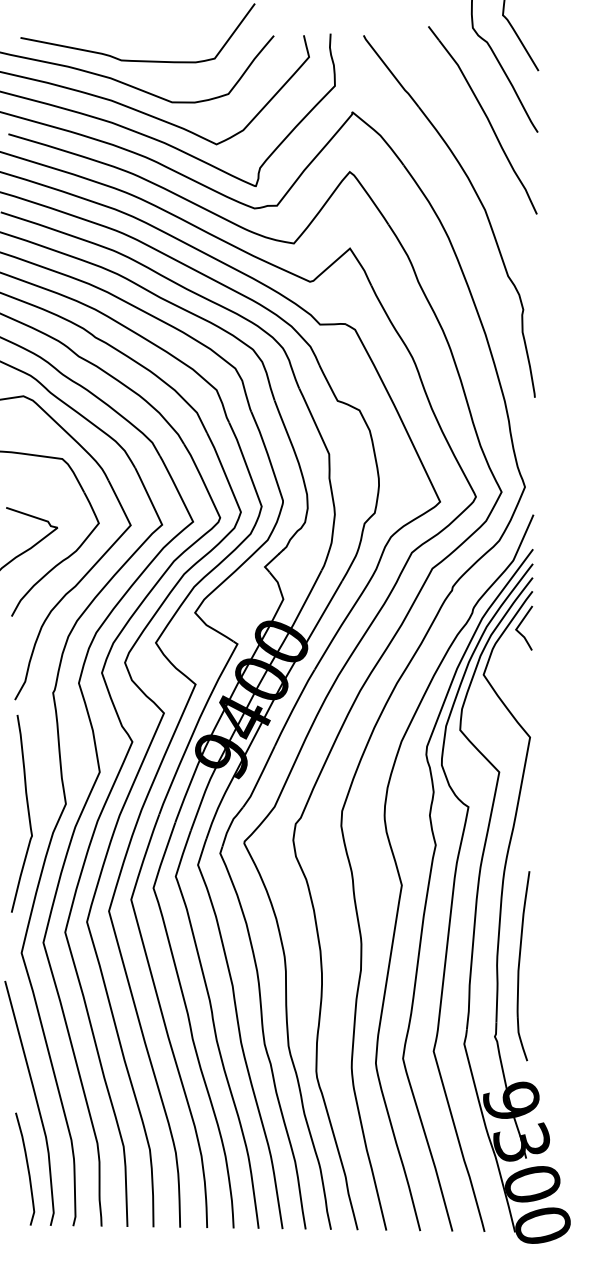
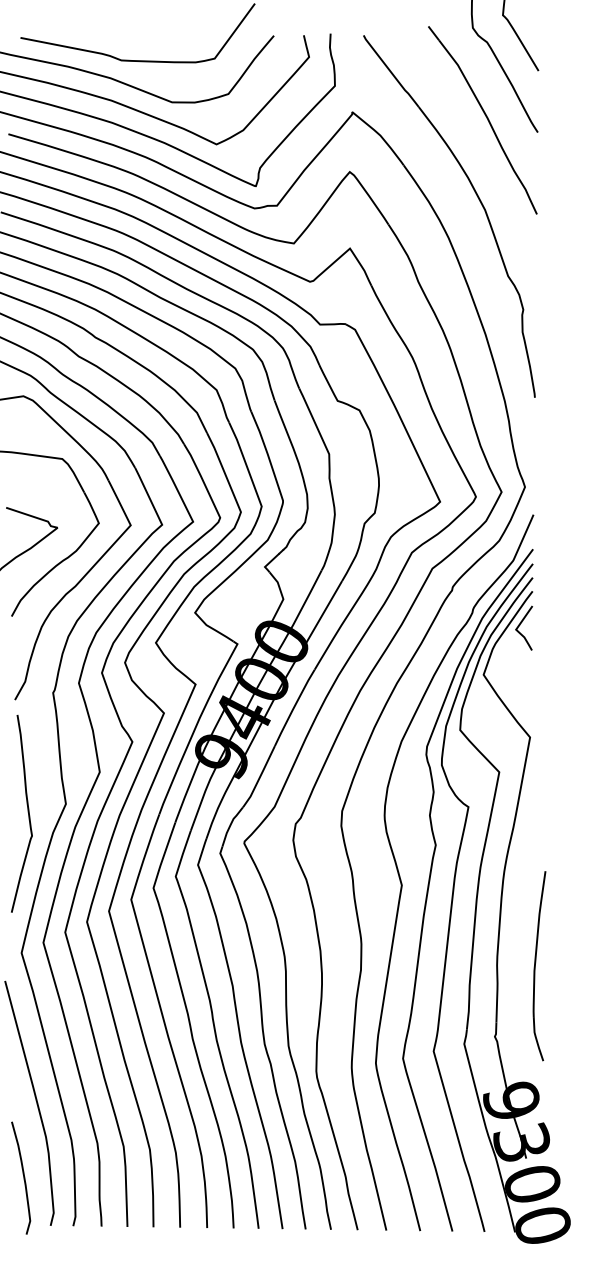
part position: (523, 966) -> (539, 966) (539, 966)
curve position: (27, 1168) -> (23, 1177) (23, 1177)
